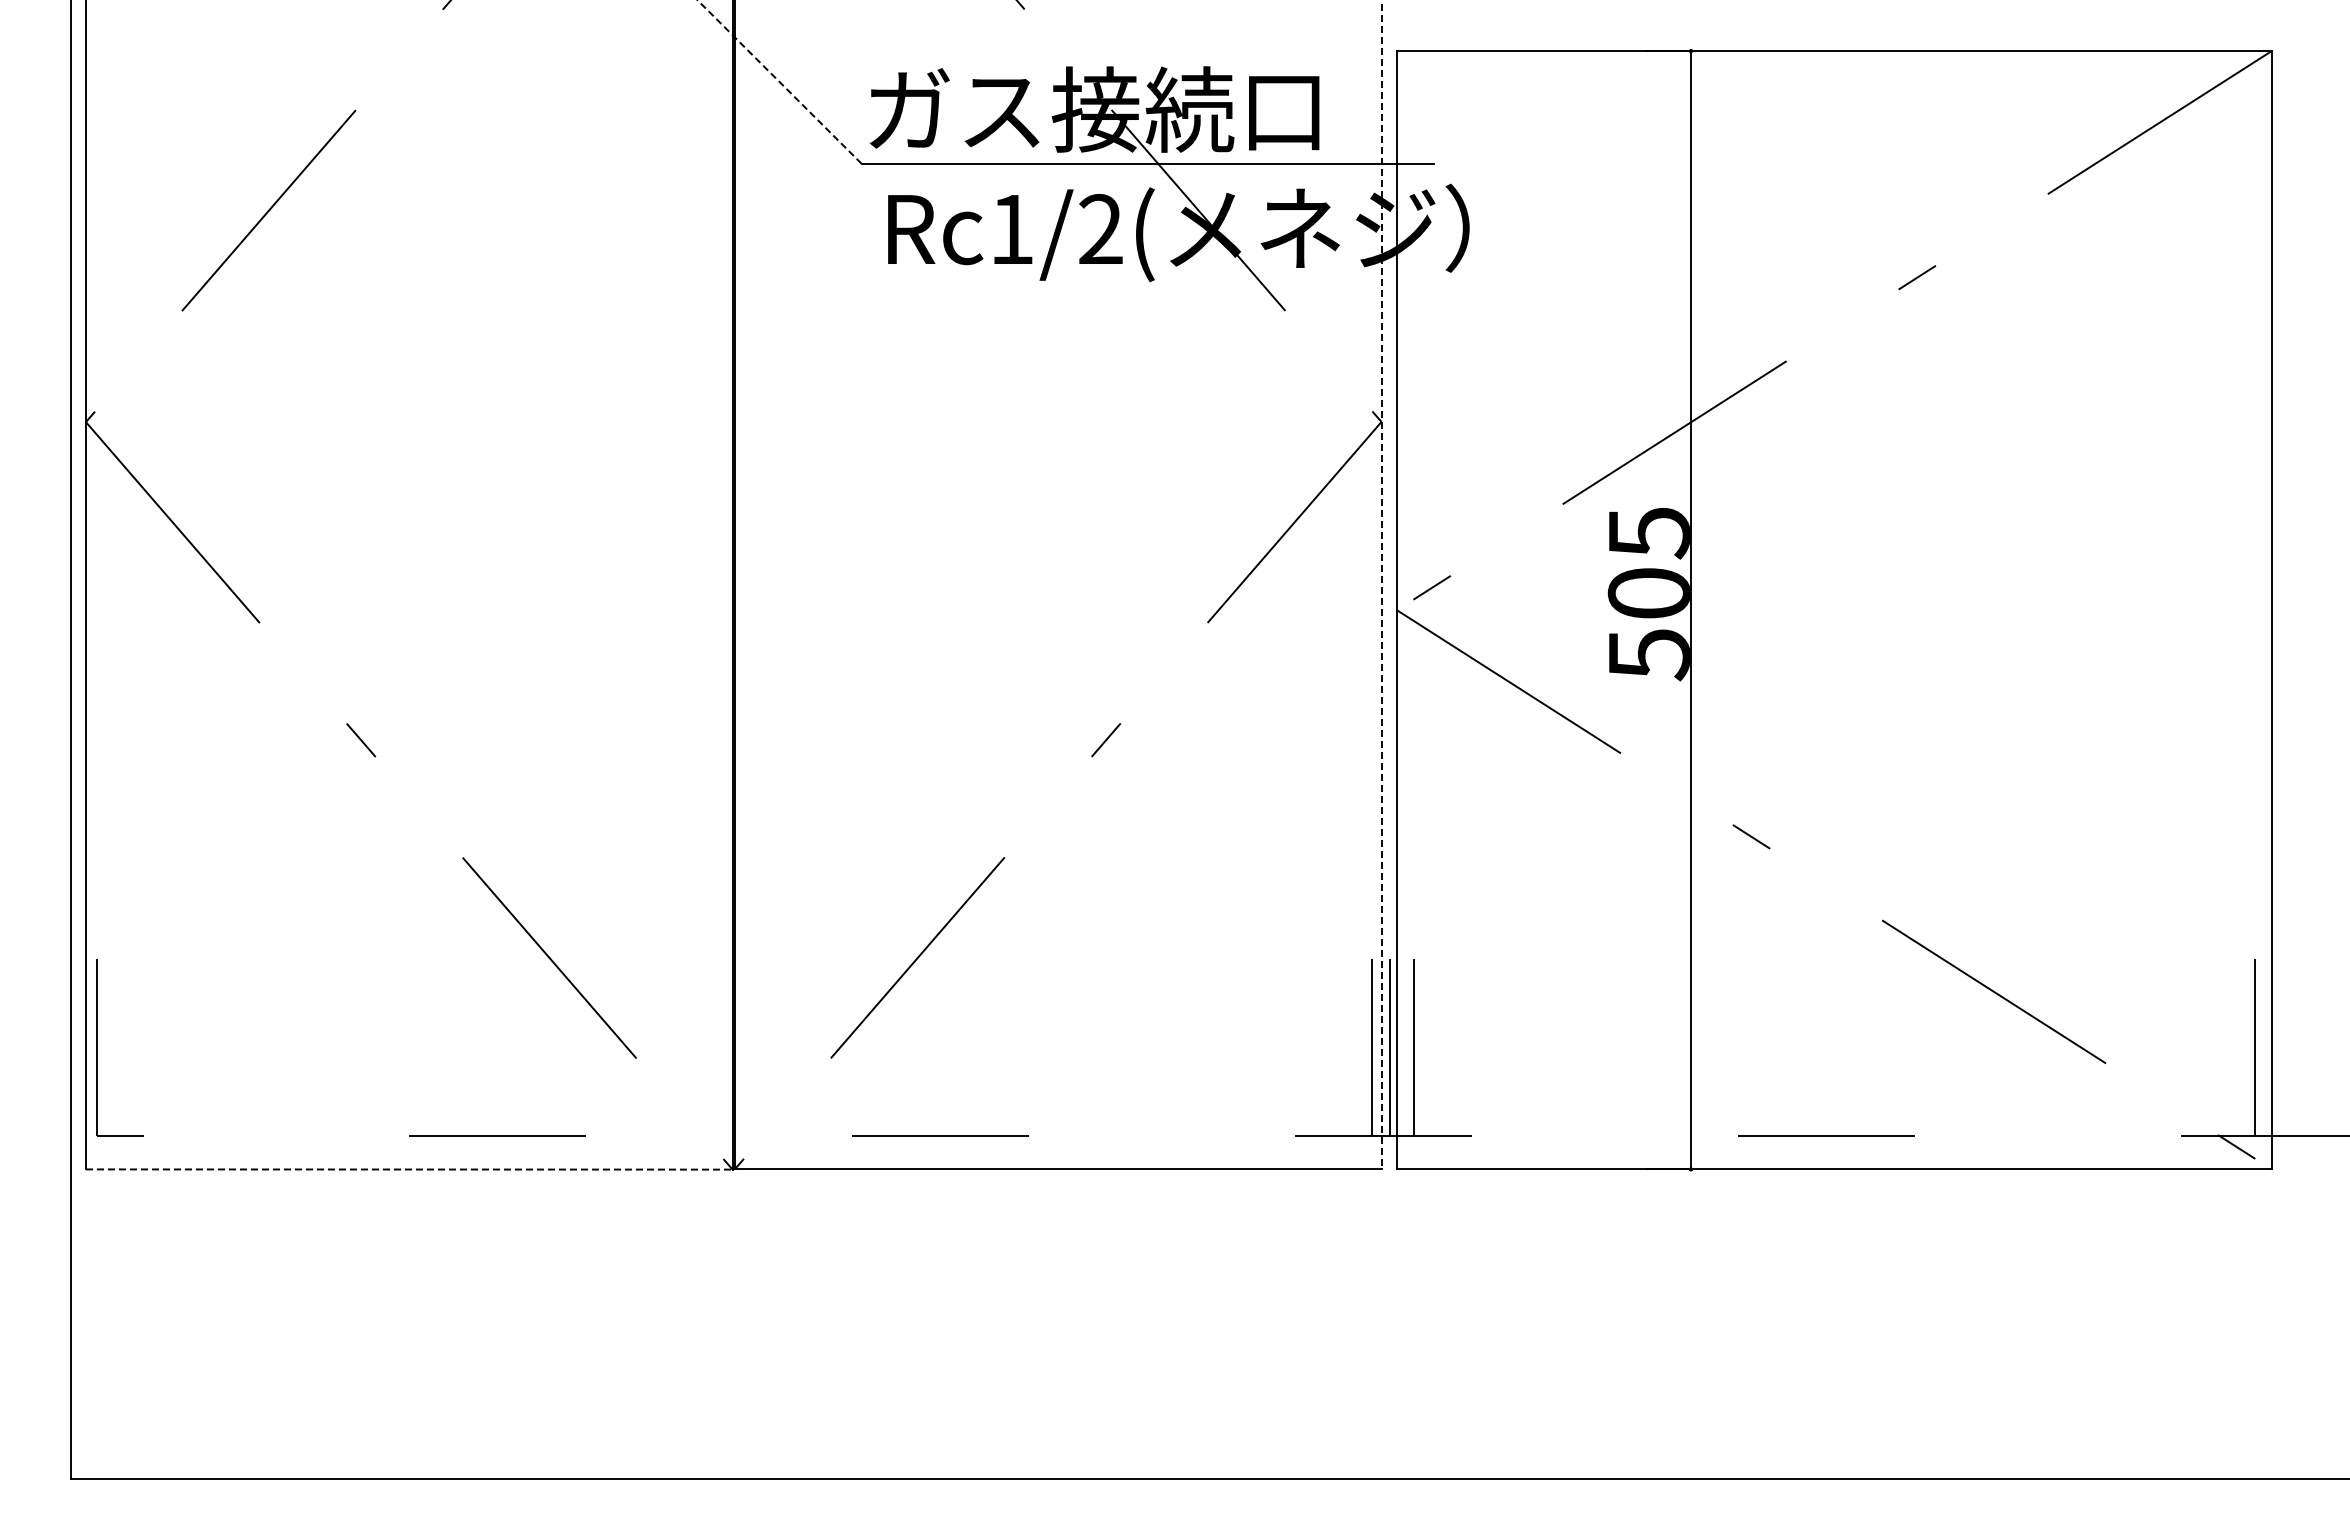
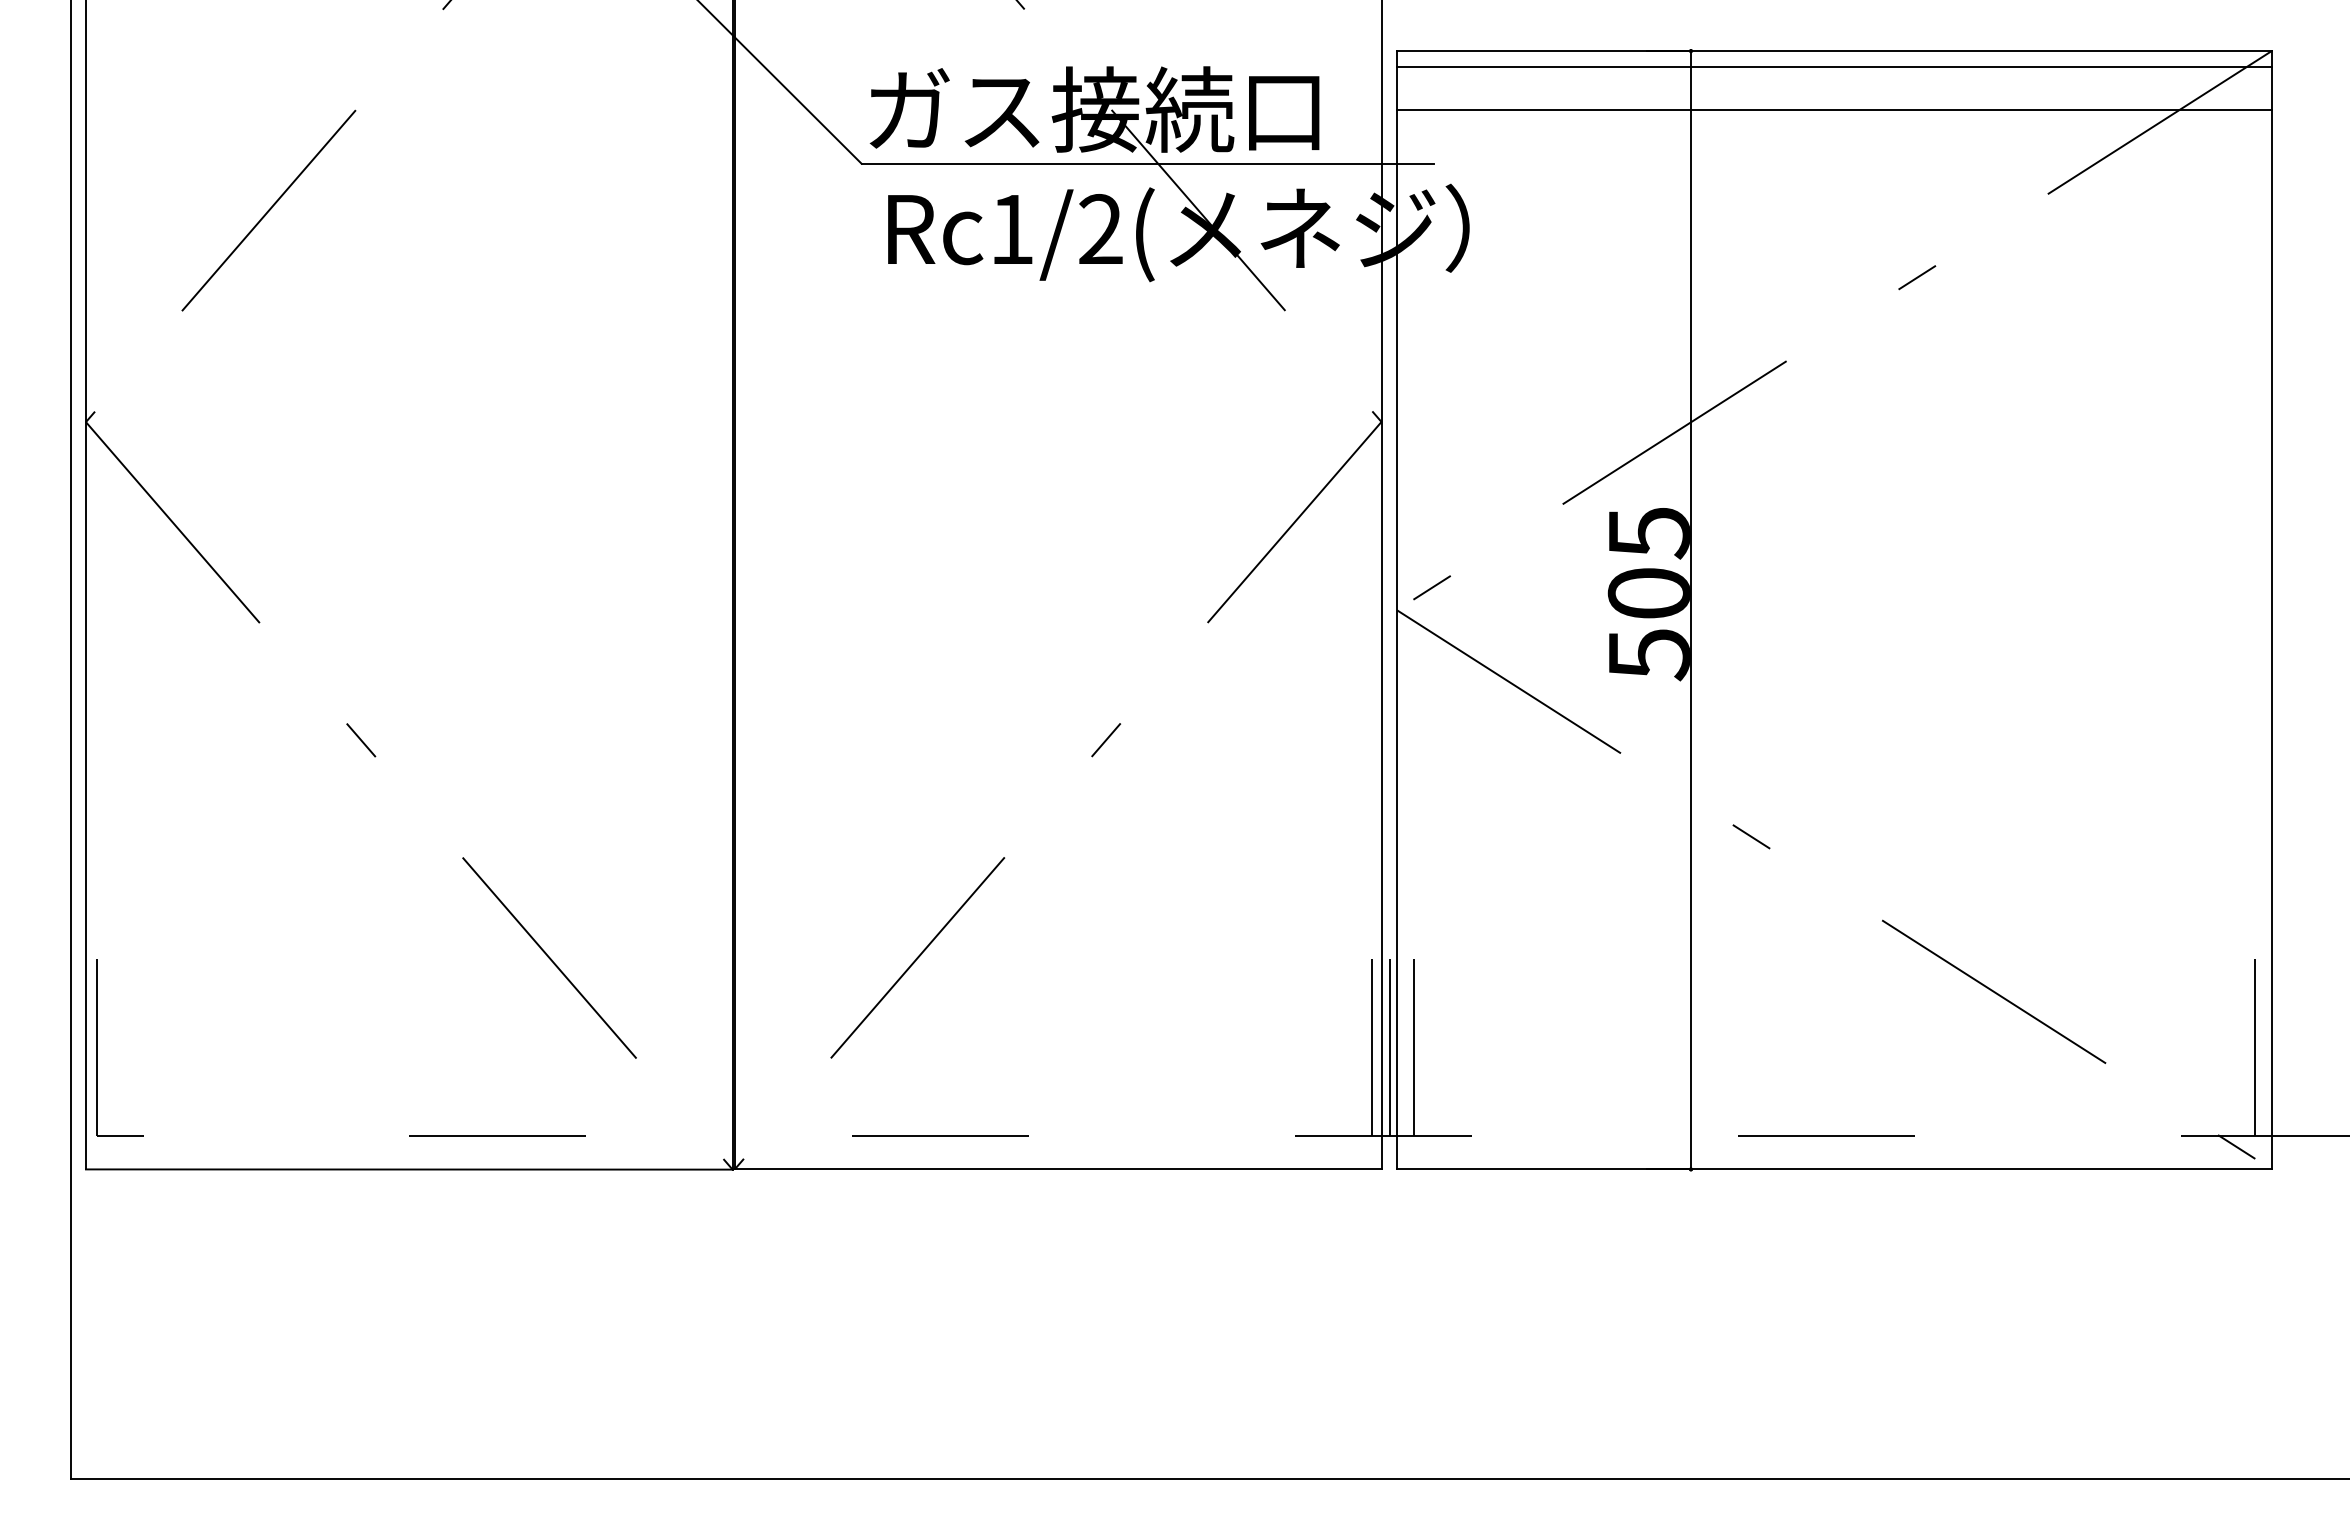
line: none -> present (1834, 66)
line: dashed -> solid (779, 81)
line: none -> present (1834, 110)
line: dashed -> solid (1381, 585)
line: dashed -> solid (409, 1169)
